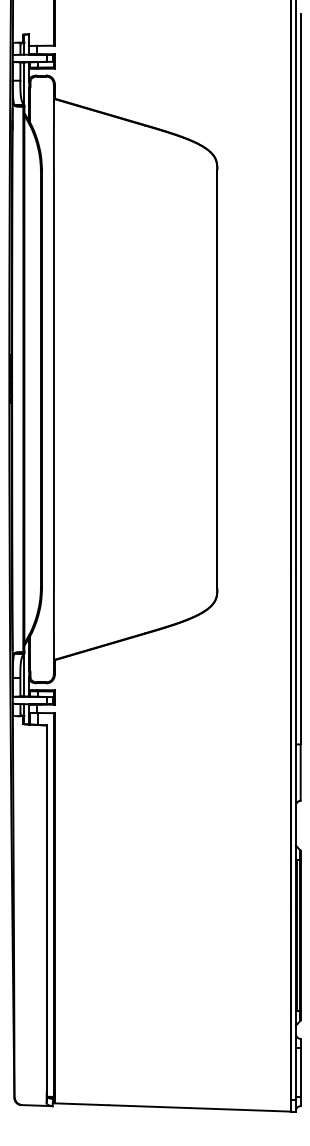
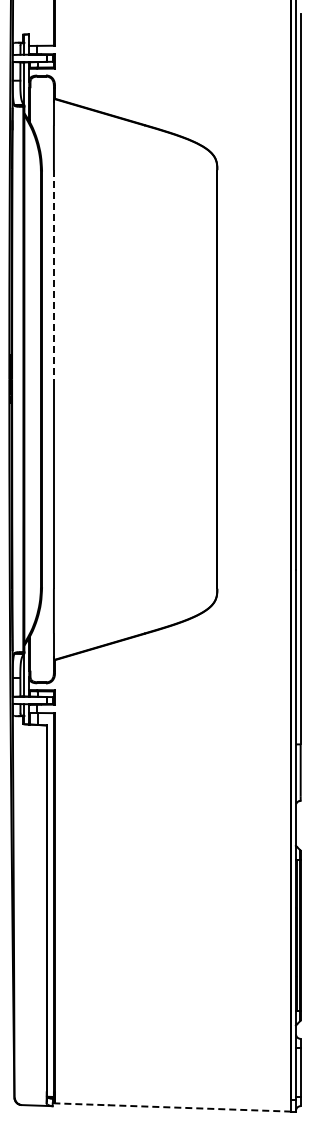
line: solid -> dashed (53, 275)
line: solid -> dashed (172, 1107)
